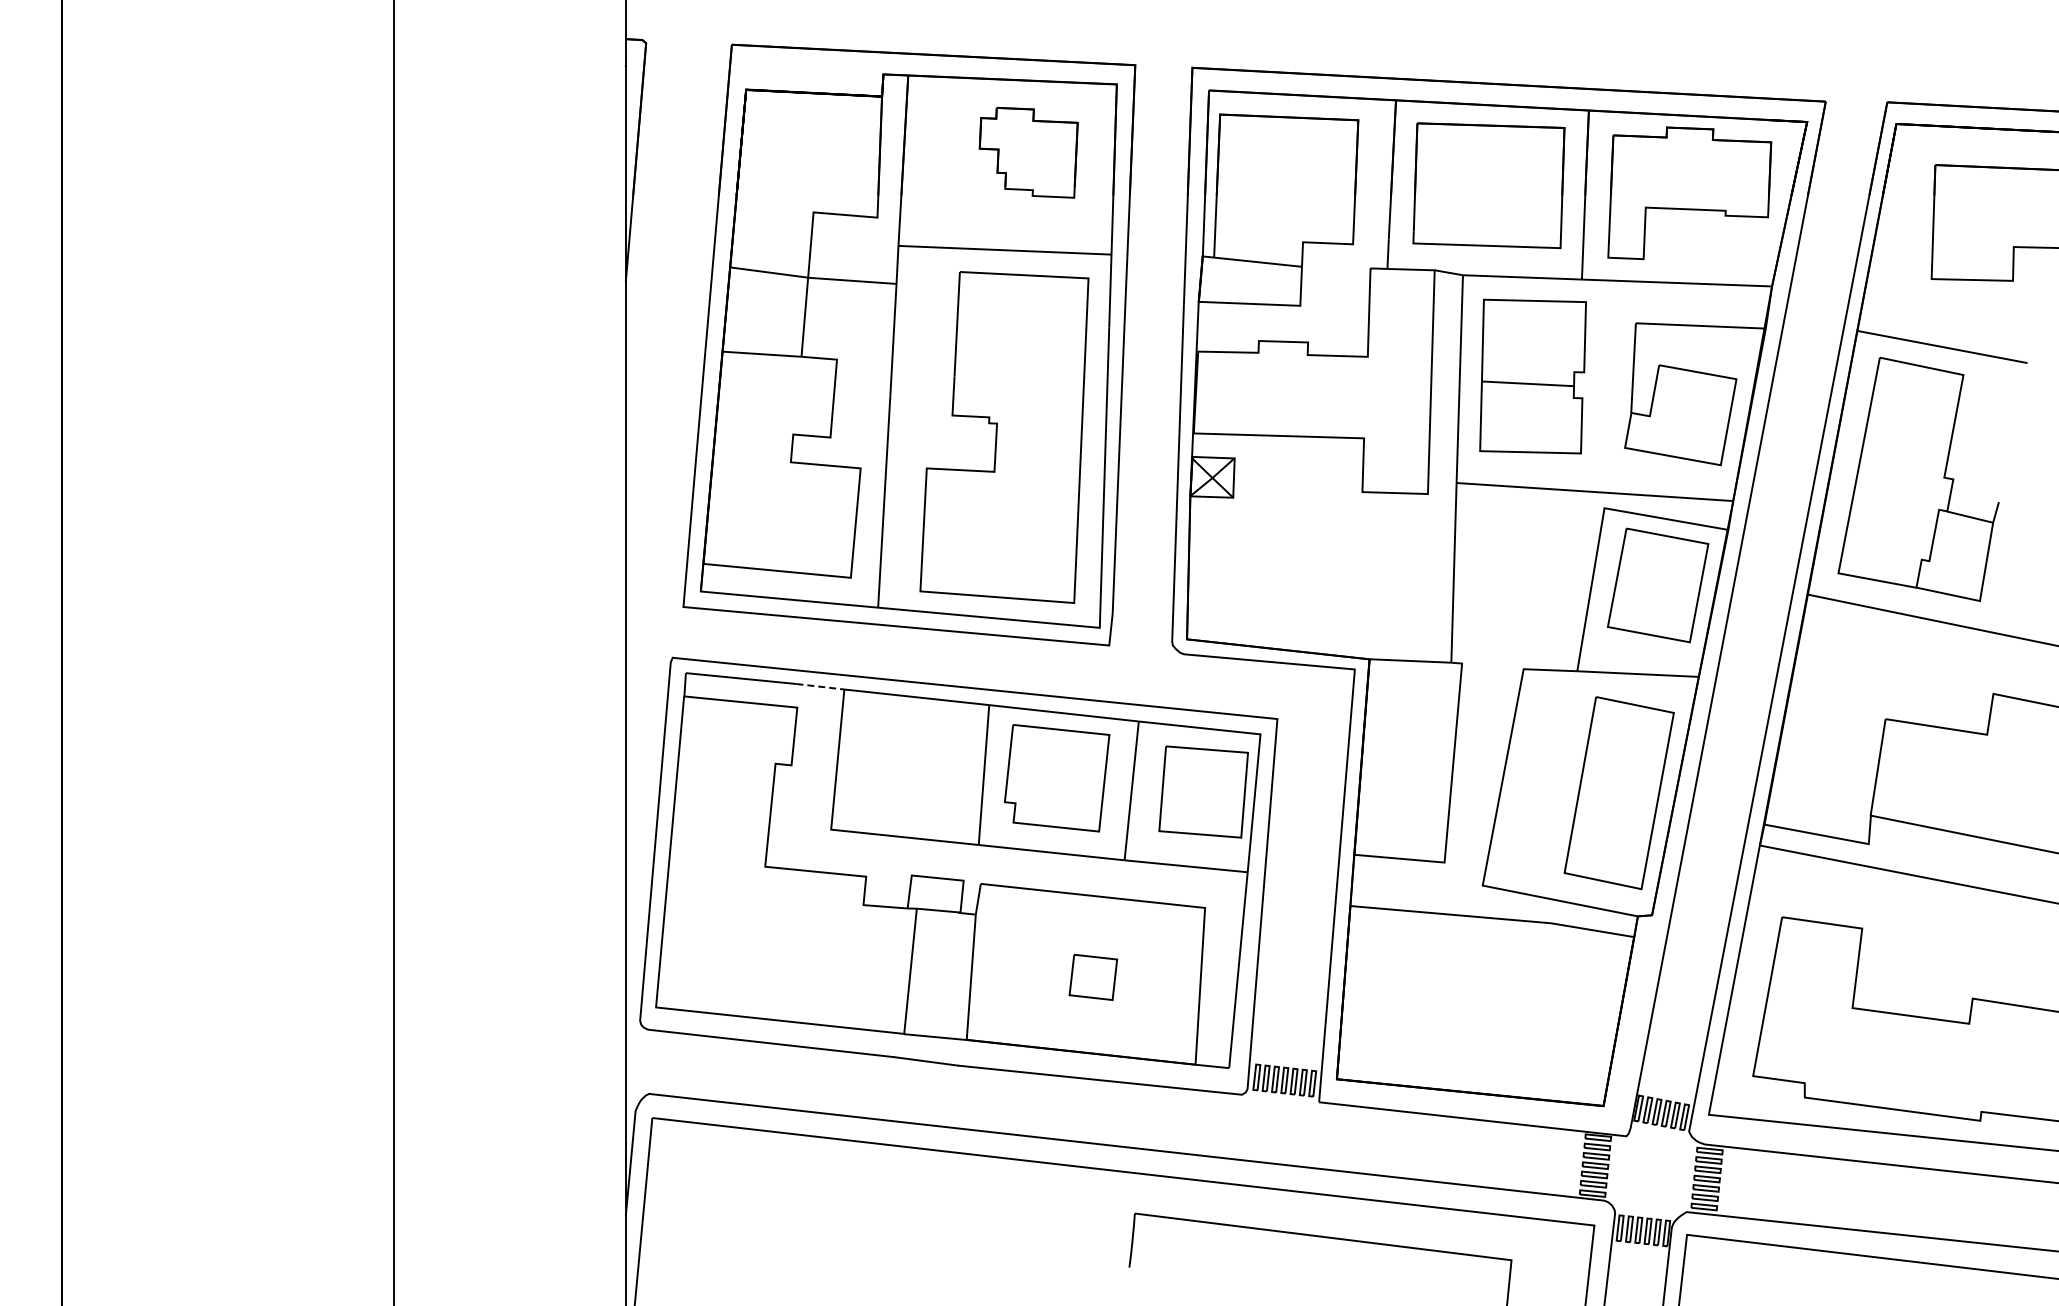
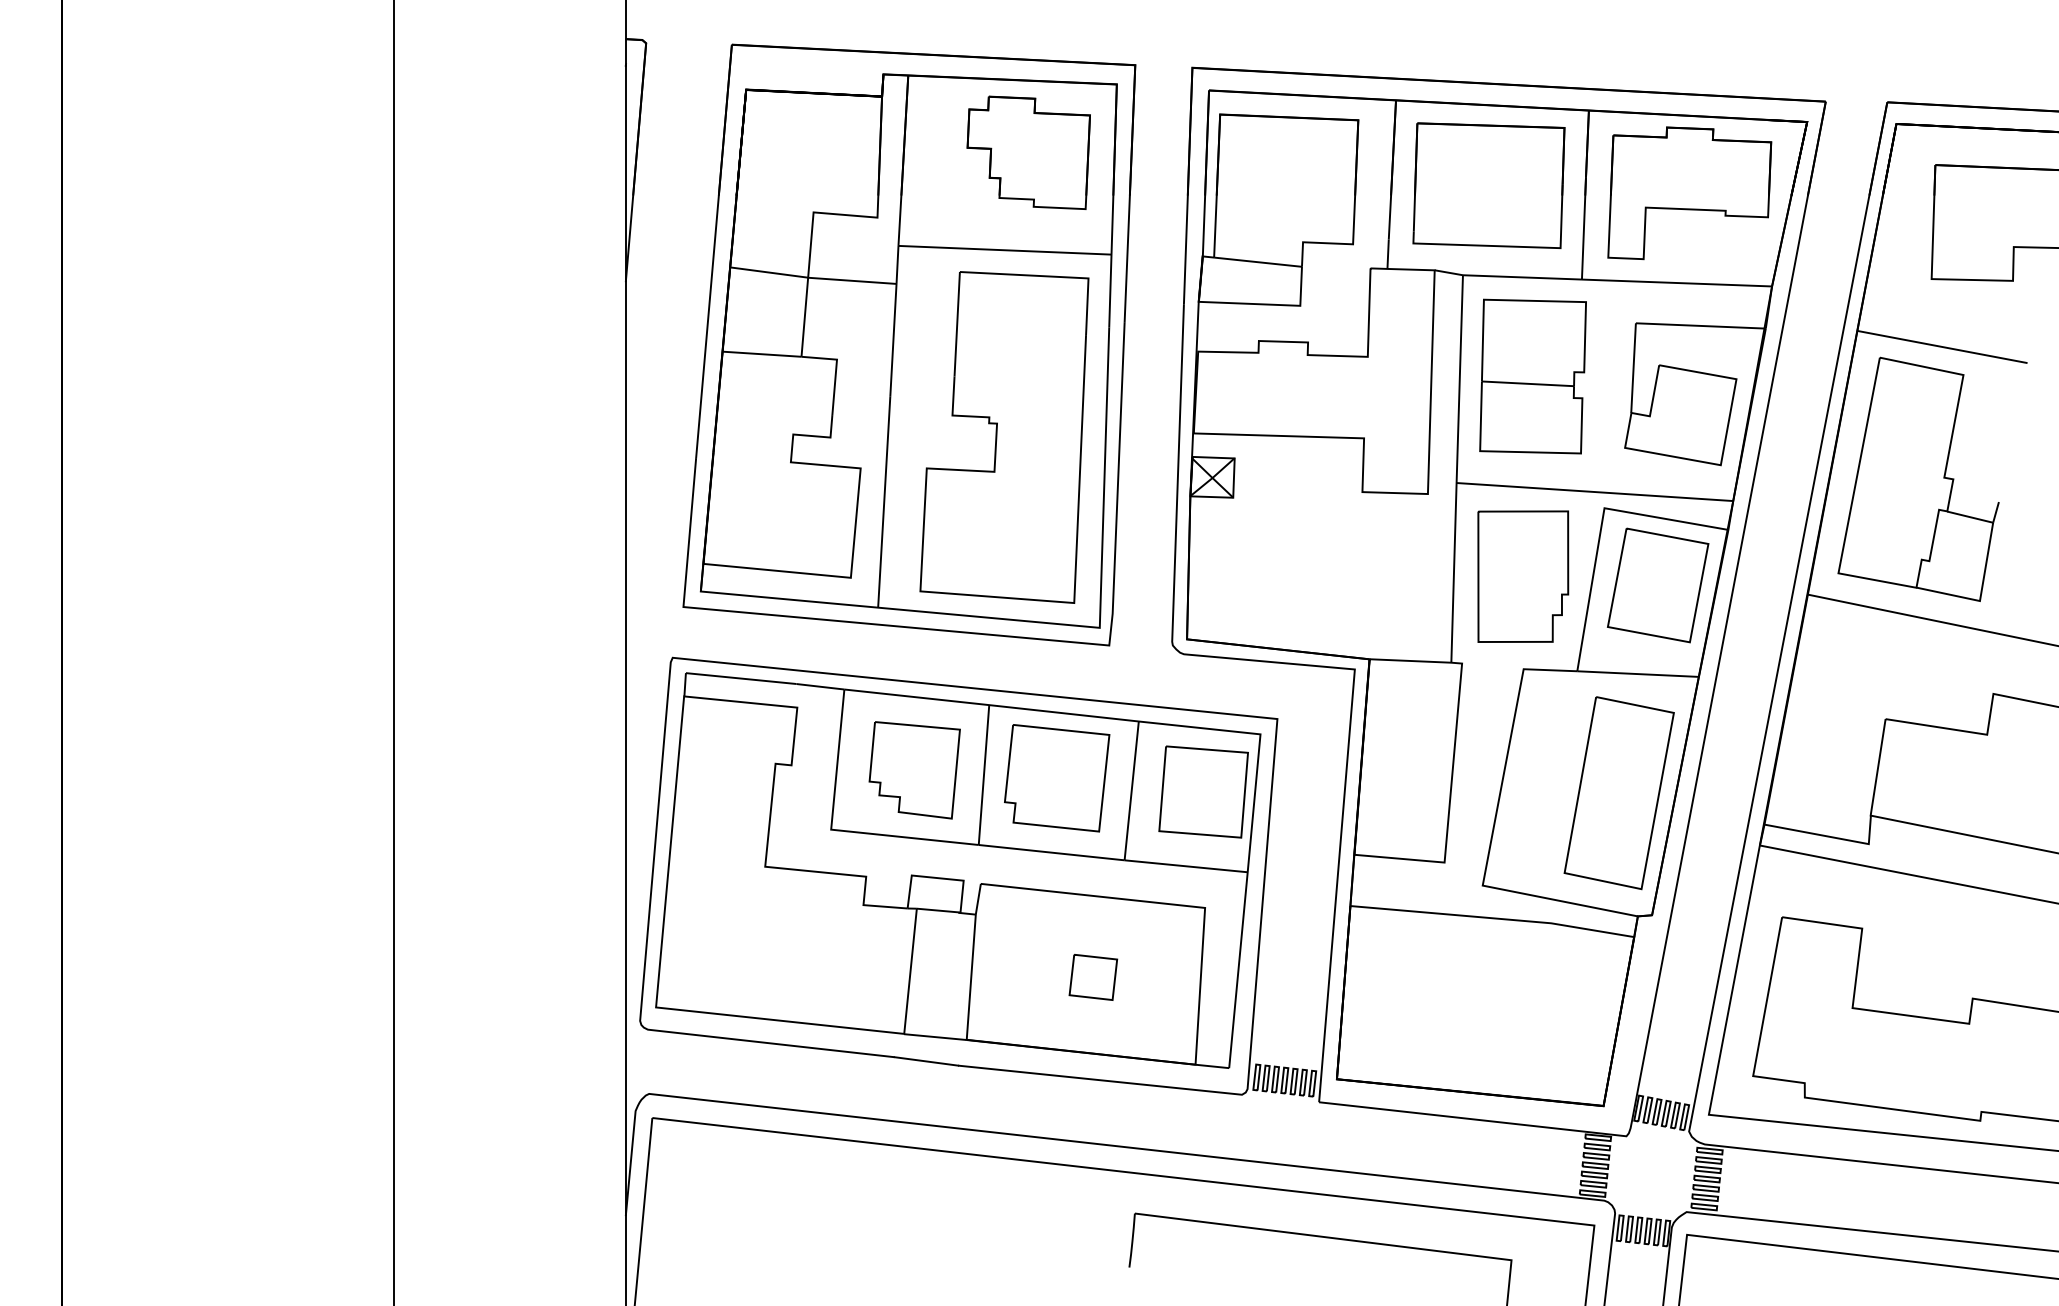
part size: 101x93 px -> 125x115 px (1028, 152)
part: none -> present (1523, 576)
line: dashed -> solid (820, 686)
part: none -> present (914, 770)
